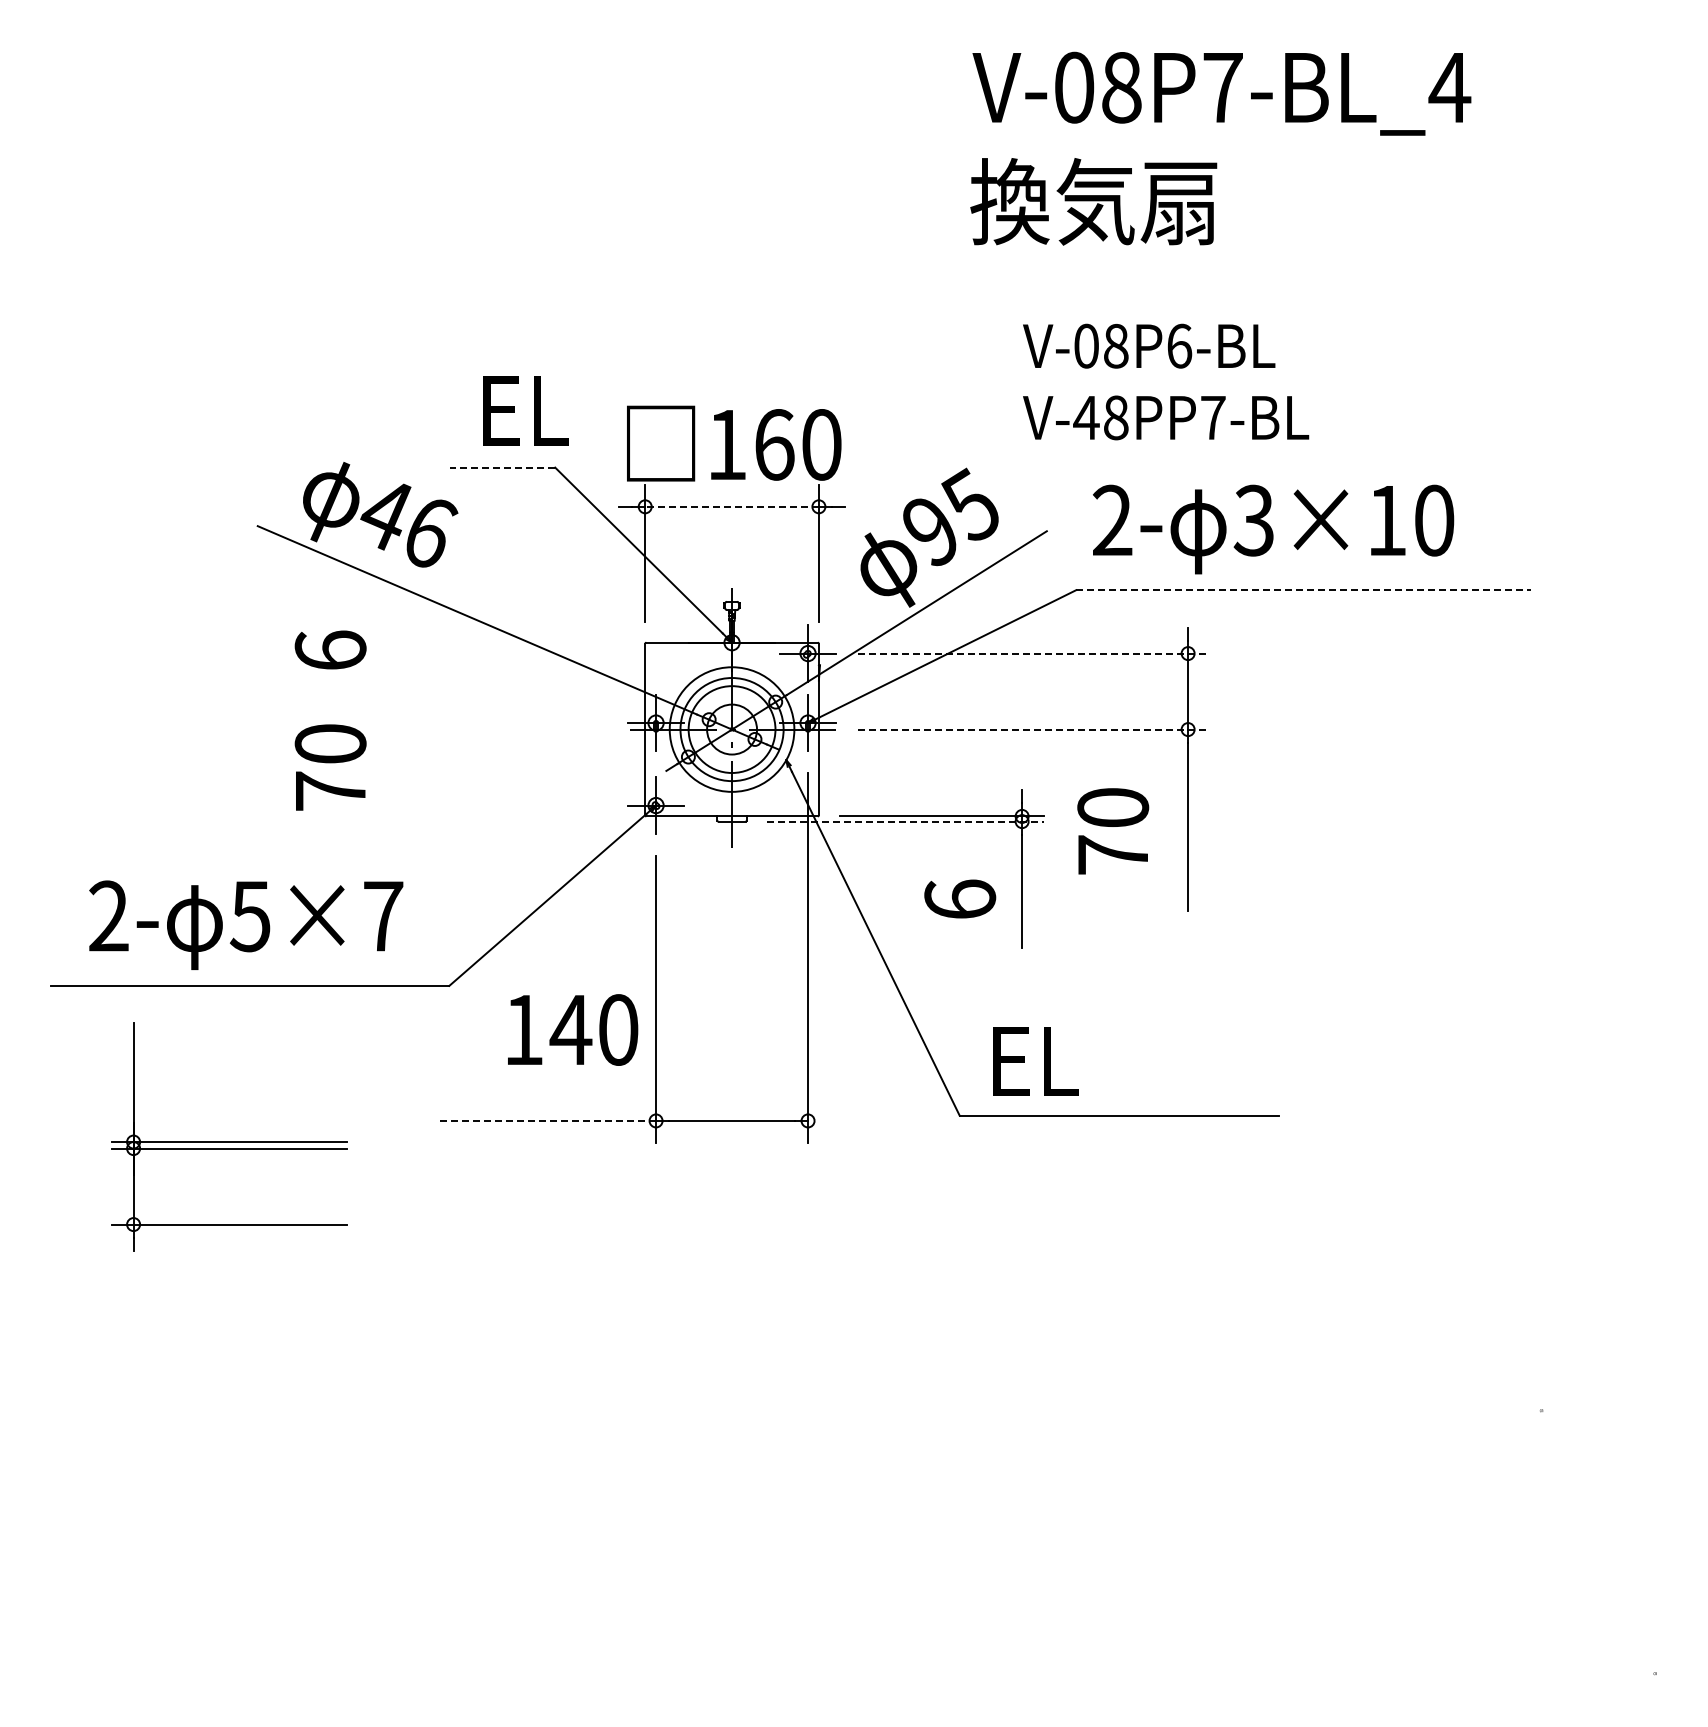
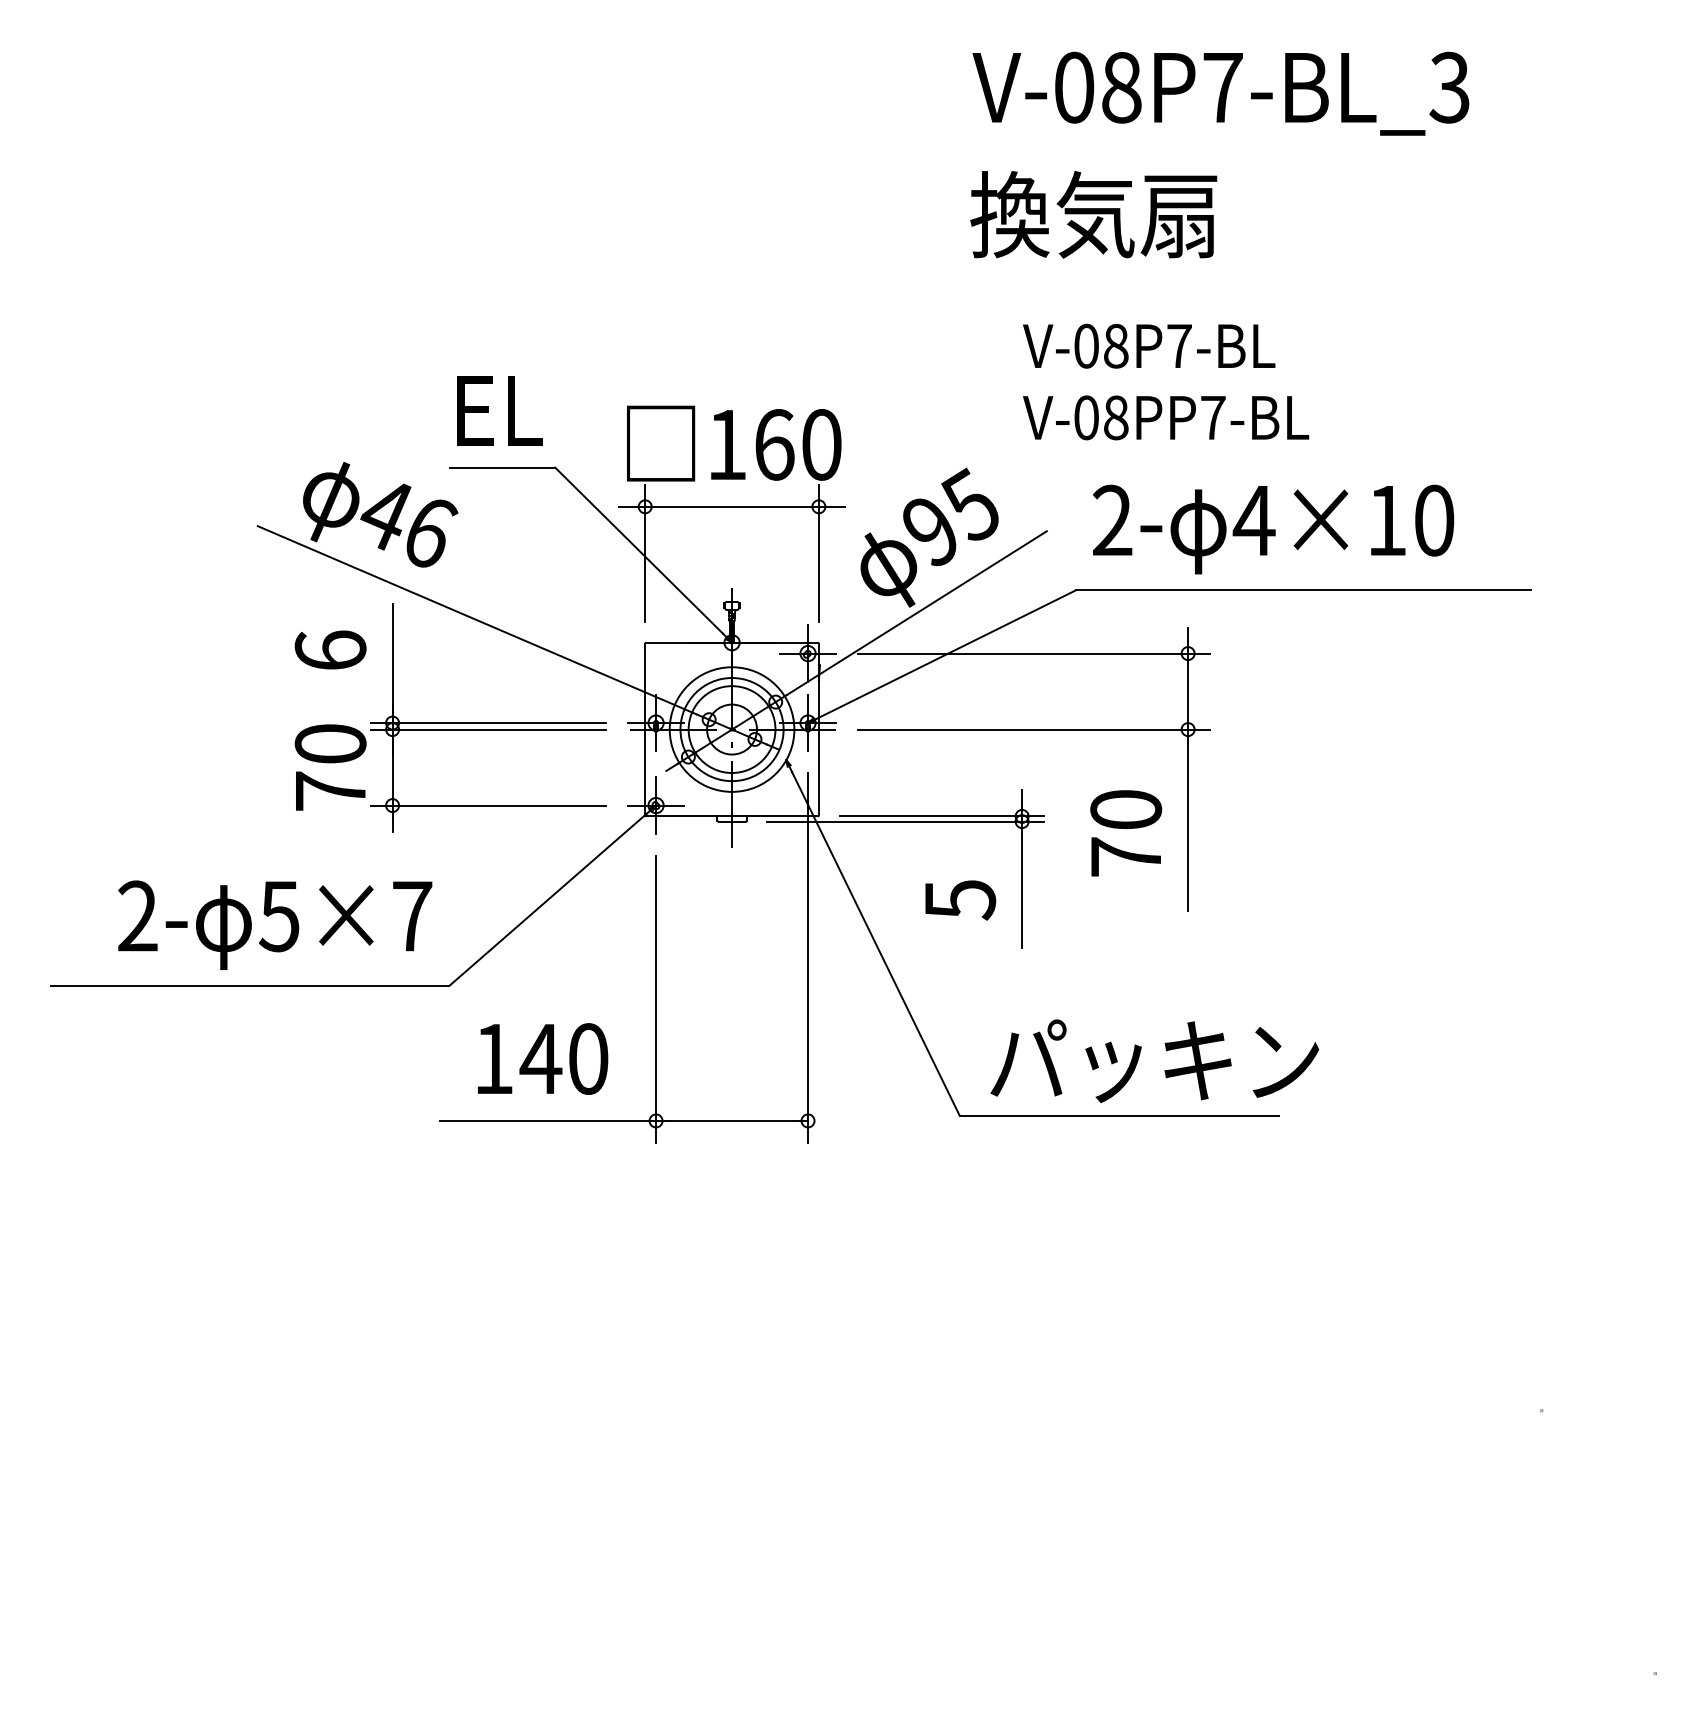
text: V-08P7-BL_4 -> V-08P7-BL_3 (1449, 87)
text position: (1093, 201) -> (1093, 214) (1093, 214)
text: V-08P6-BL -> V-08P7-BL (1179, 345)
text position: (525, 410) -> (499, 410) (499, 410)
text: V-48PP7-BL -> V-08PP7-BL (1086, 417)
line: dashed -> solid (502, 467)
line: dashed -> solid (732, 506)
text: 3×10 -> 4×10 (1253, 520)
line: dashed -> solid (1303, 590)
line: dashed -> solid (1033, 653)
line: dashed -> solid (1033, 729)
line: dashed -> solid (906, 821)
text position: (1113, 831) -> (1126, 833) (1126, 833)
text: 6 -> 5 (960, 899)
text position: (246, 924) -> (275, 924) (275, 924)
text position: (573, 1029) -> (543, 1058) (543, 1058)
text: EL -> パッキン (1154, 1060)
line: dashed -> solid (547, 1120)
part position: (229, 1136) -> (488, 717) (488, 717)
